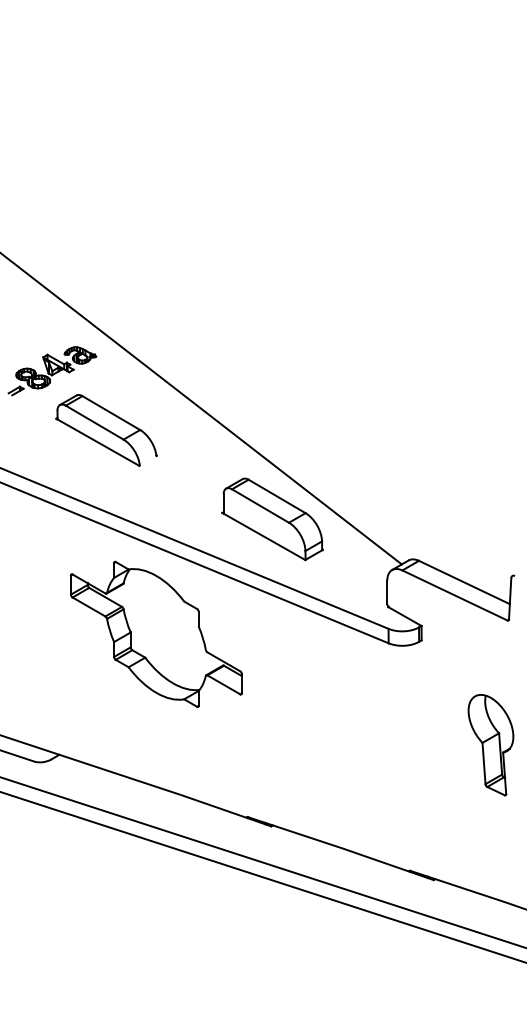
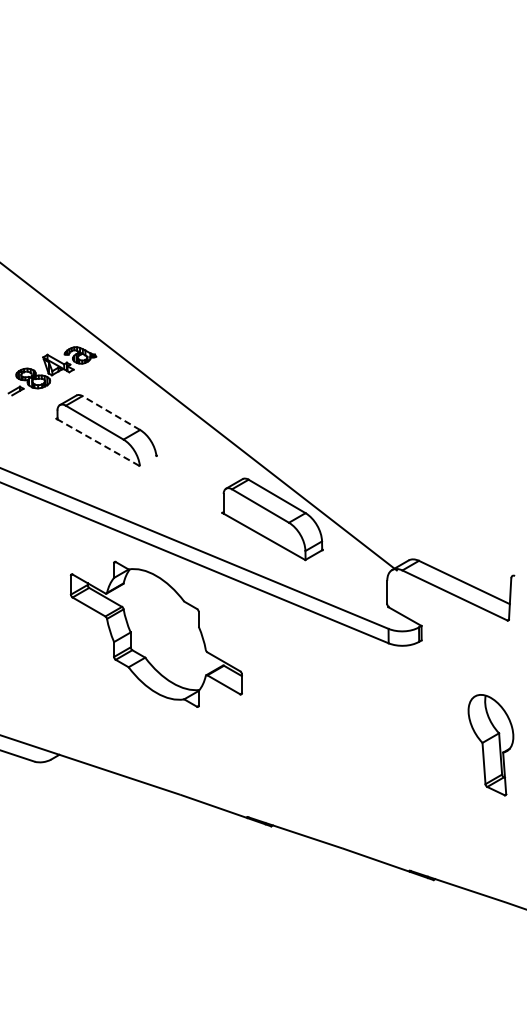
line position: (201, 409) -> (199, 417) (199, 417)
line: solid -> dashed (110, 412)
line: solid -> dashed (97, 442)
line: present -> none (262, 862)
line: present -> none (262, 876)
